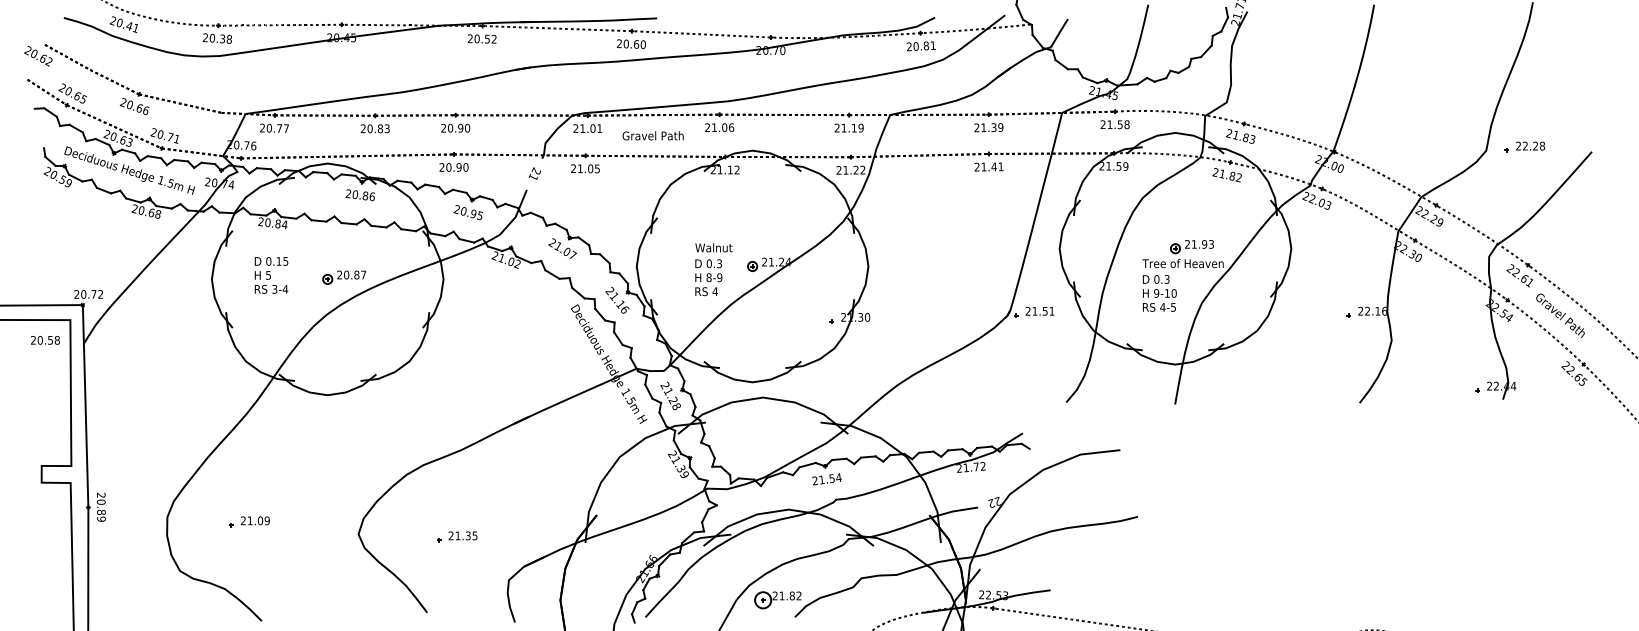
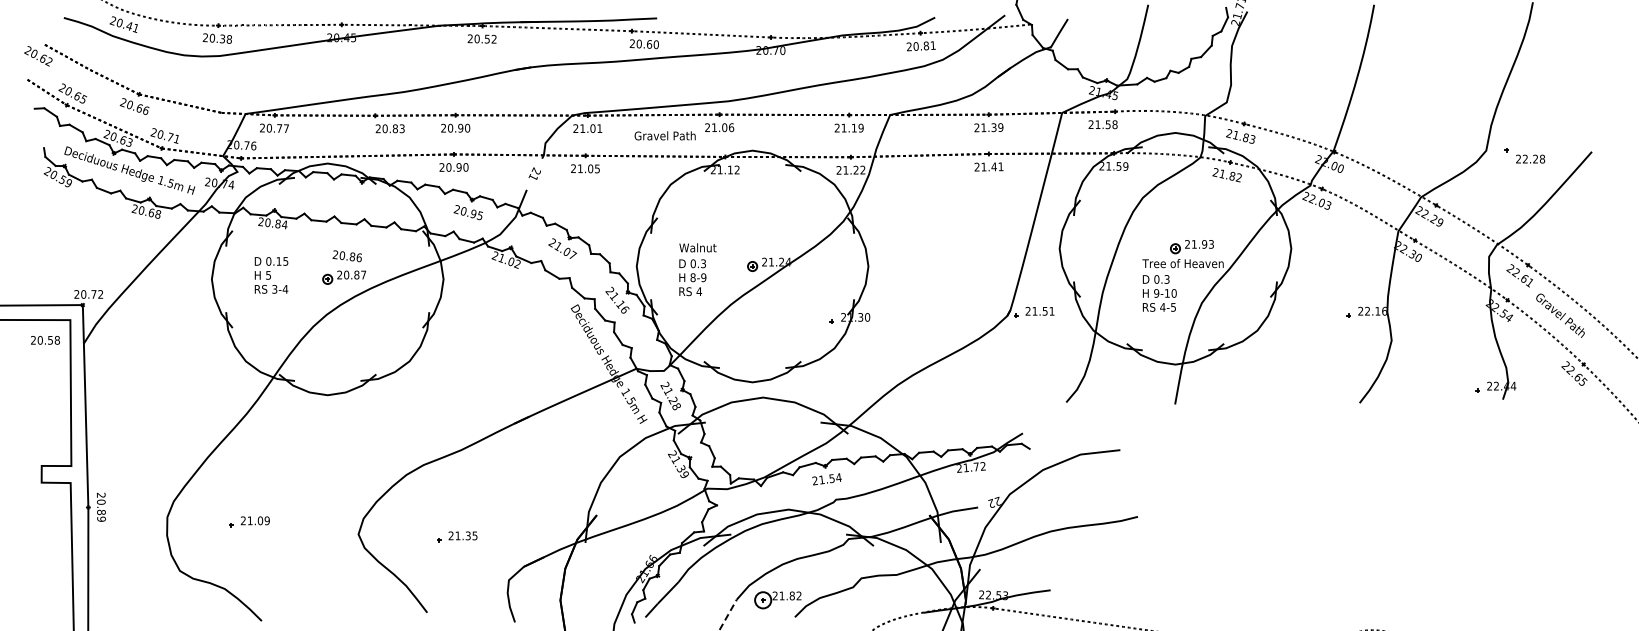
text position: (630, 44) -> (643, 44) (643, 44)
text position: (1114, 124) -> (1102, 124) (1102, 124)
text position: (374, 128) -> (389, 128) (389, 128)
text position: (652, 135) -> (664, 135) (664, 135)
text position: (1530, 145) -> (1530, 158) (1530, 158)
text position: (359, 195) -> (346, 256) (346, 256)
text position: (713, 269) -> (697, 269) (697, 269)
line: solid -> dashed (727, 615)
